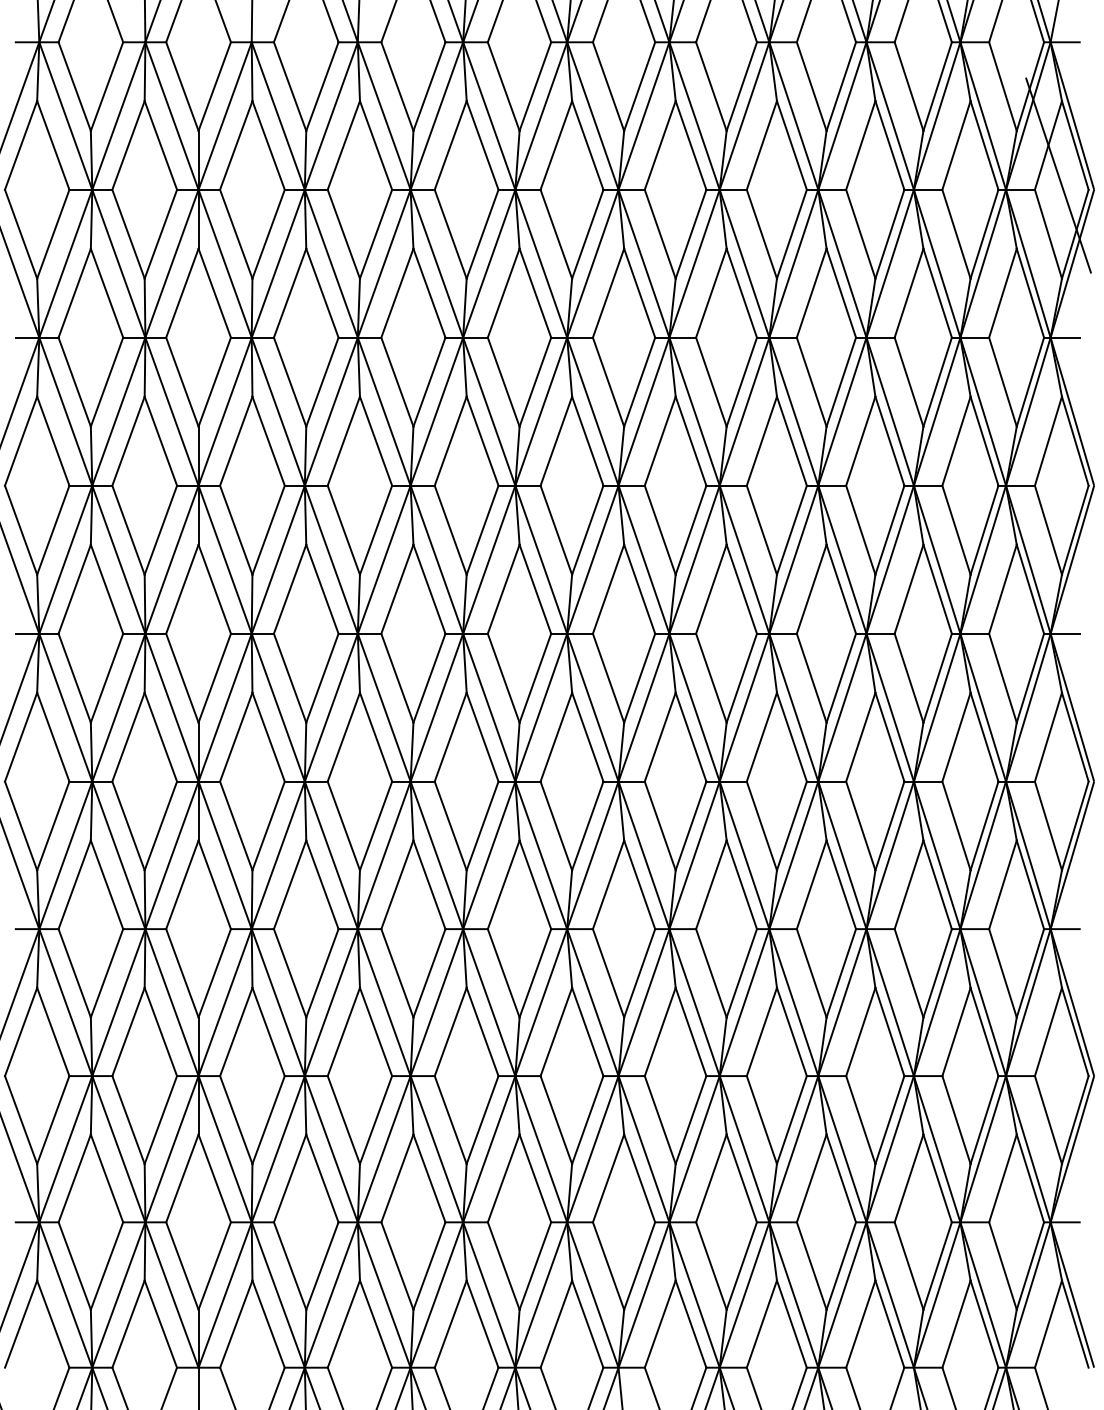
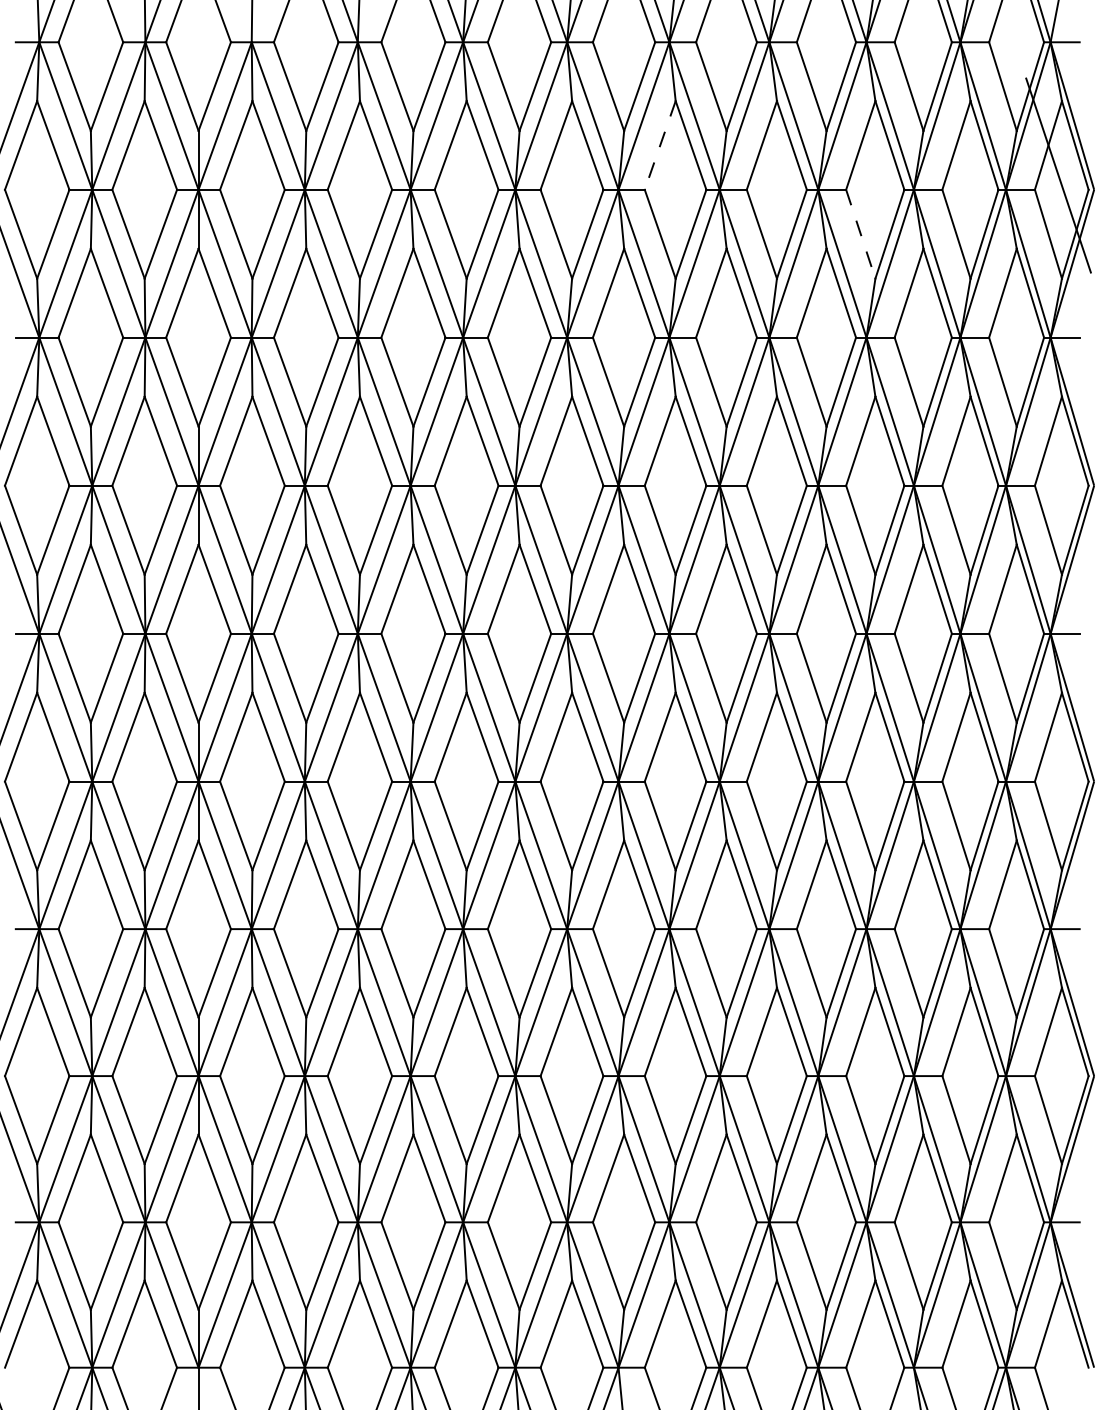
line: solid -> dashed (660, 145)
line: solid -> dashed (860, 234)
